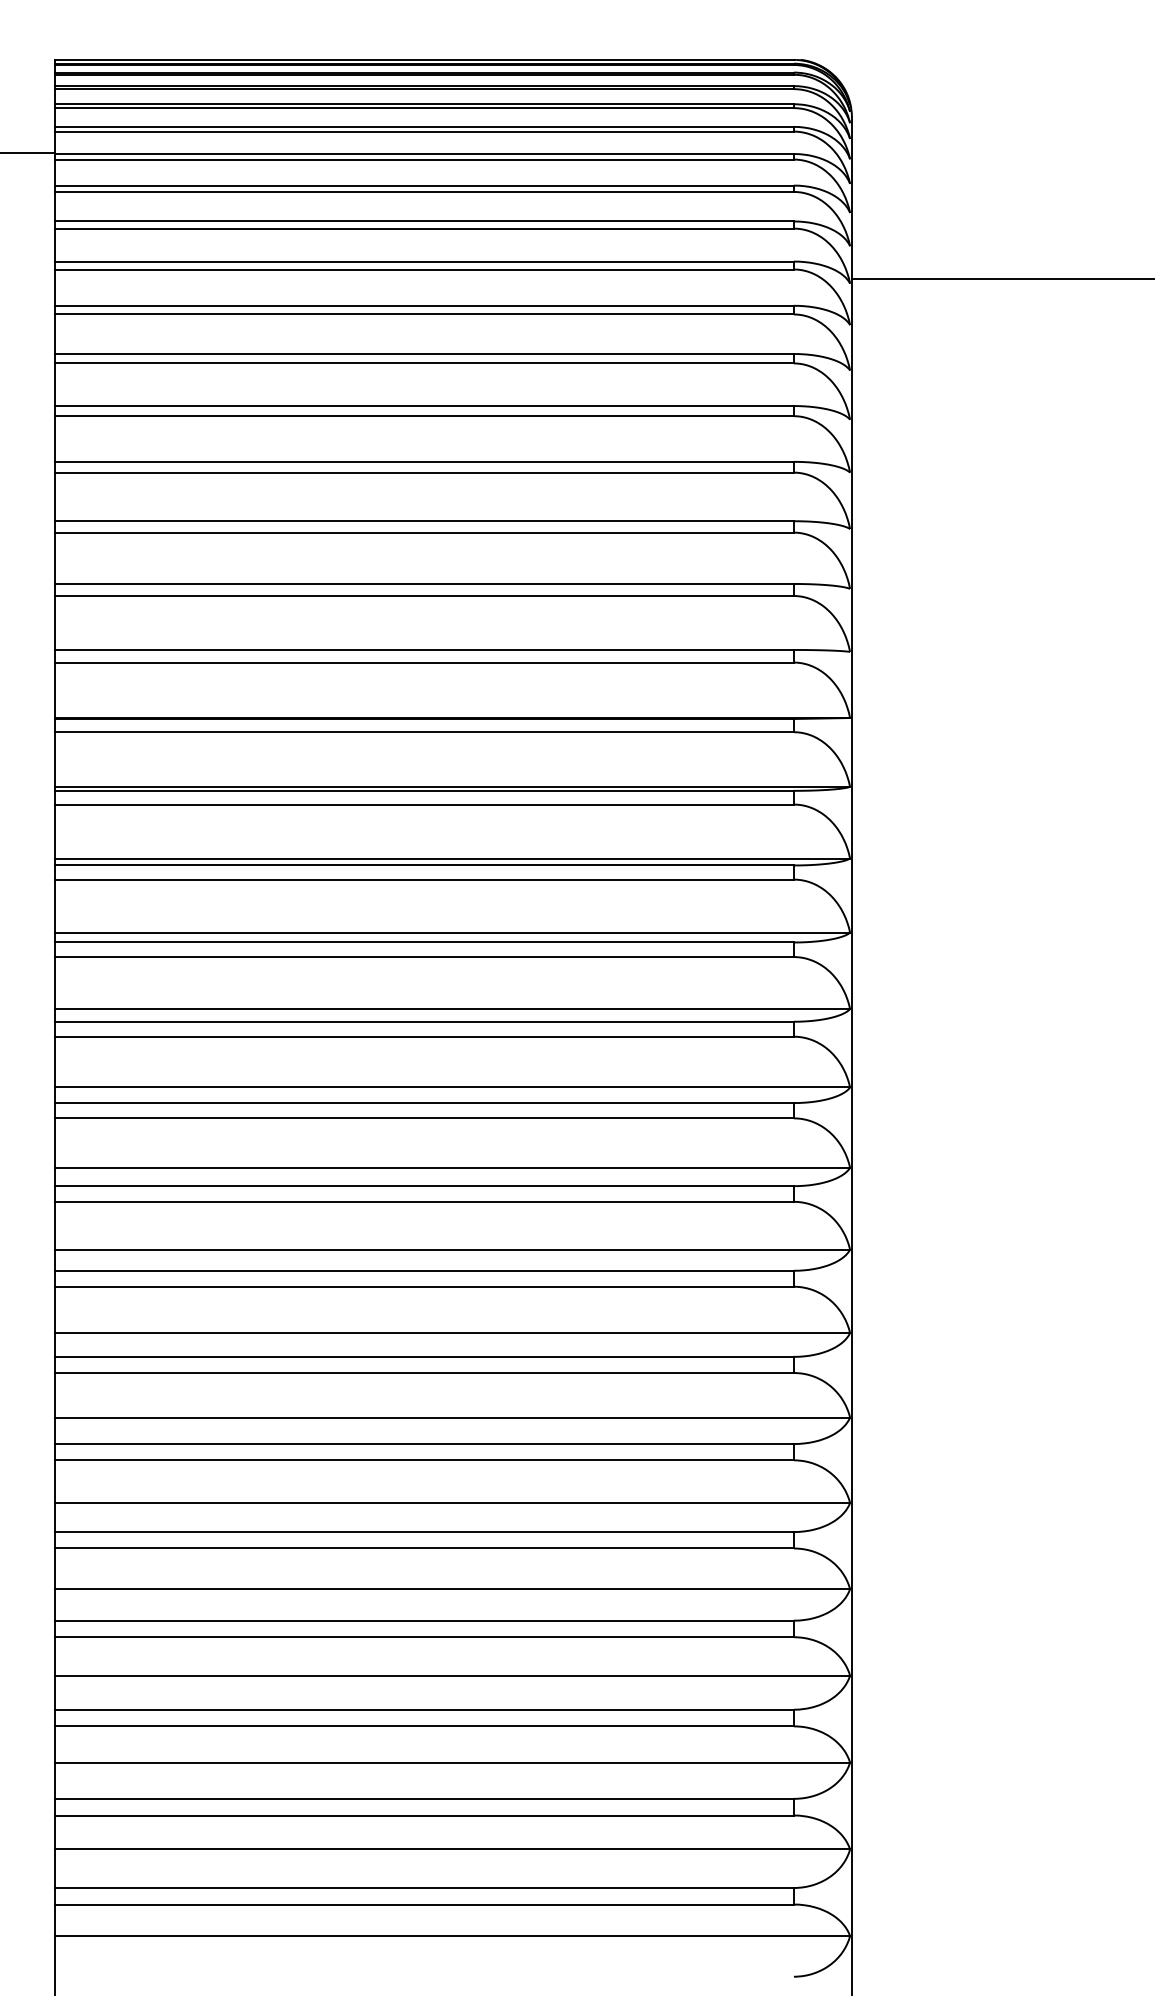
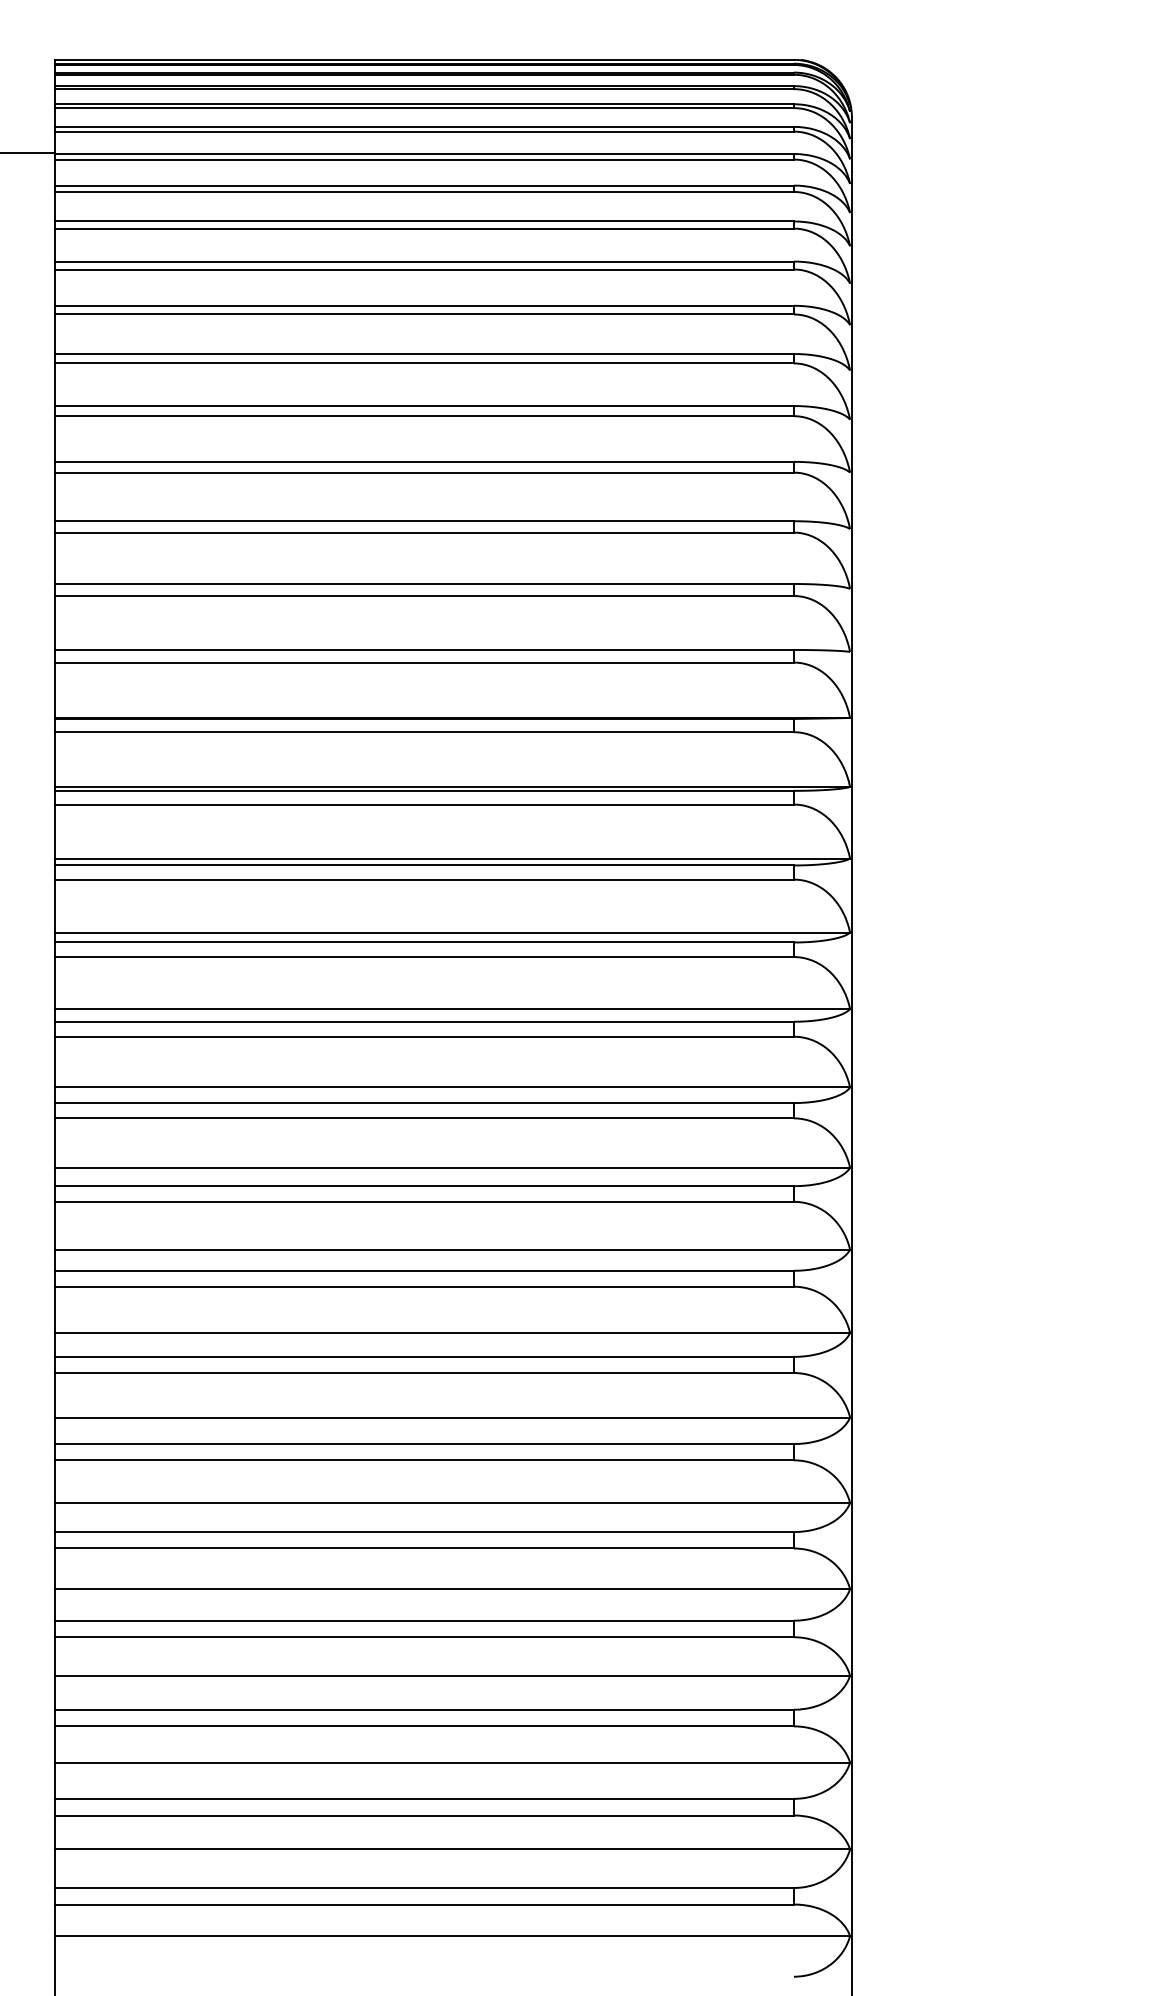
line: present -> none (1001, 279)
